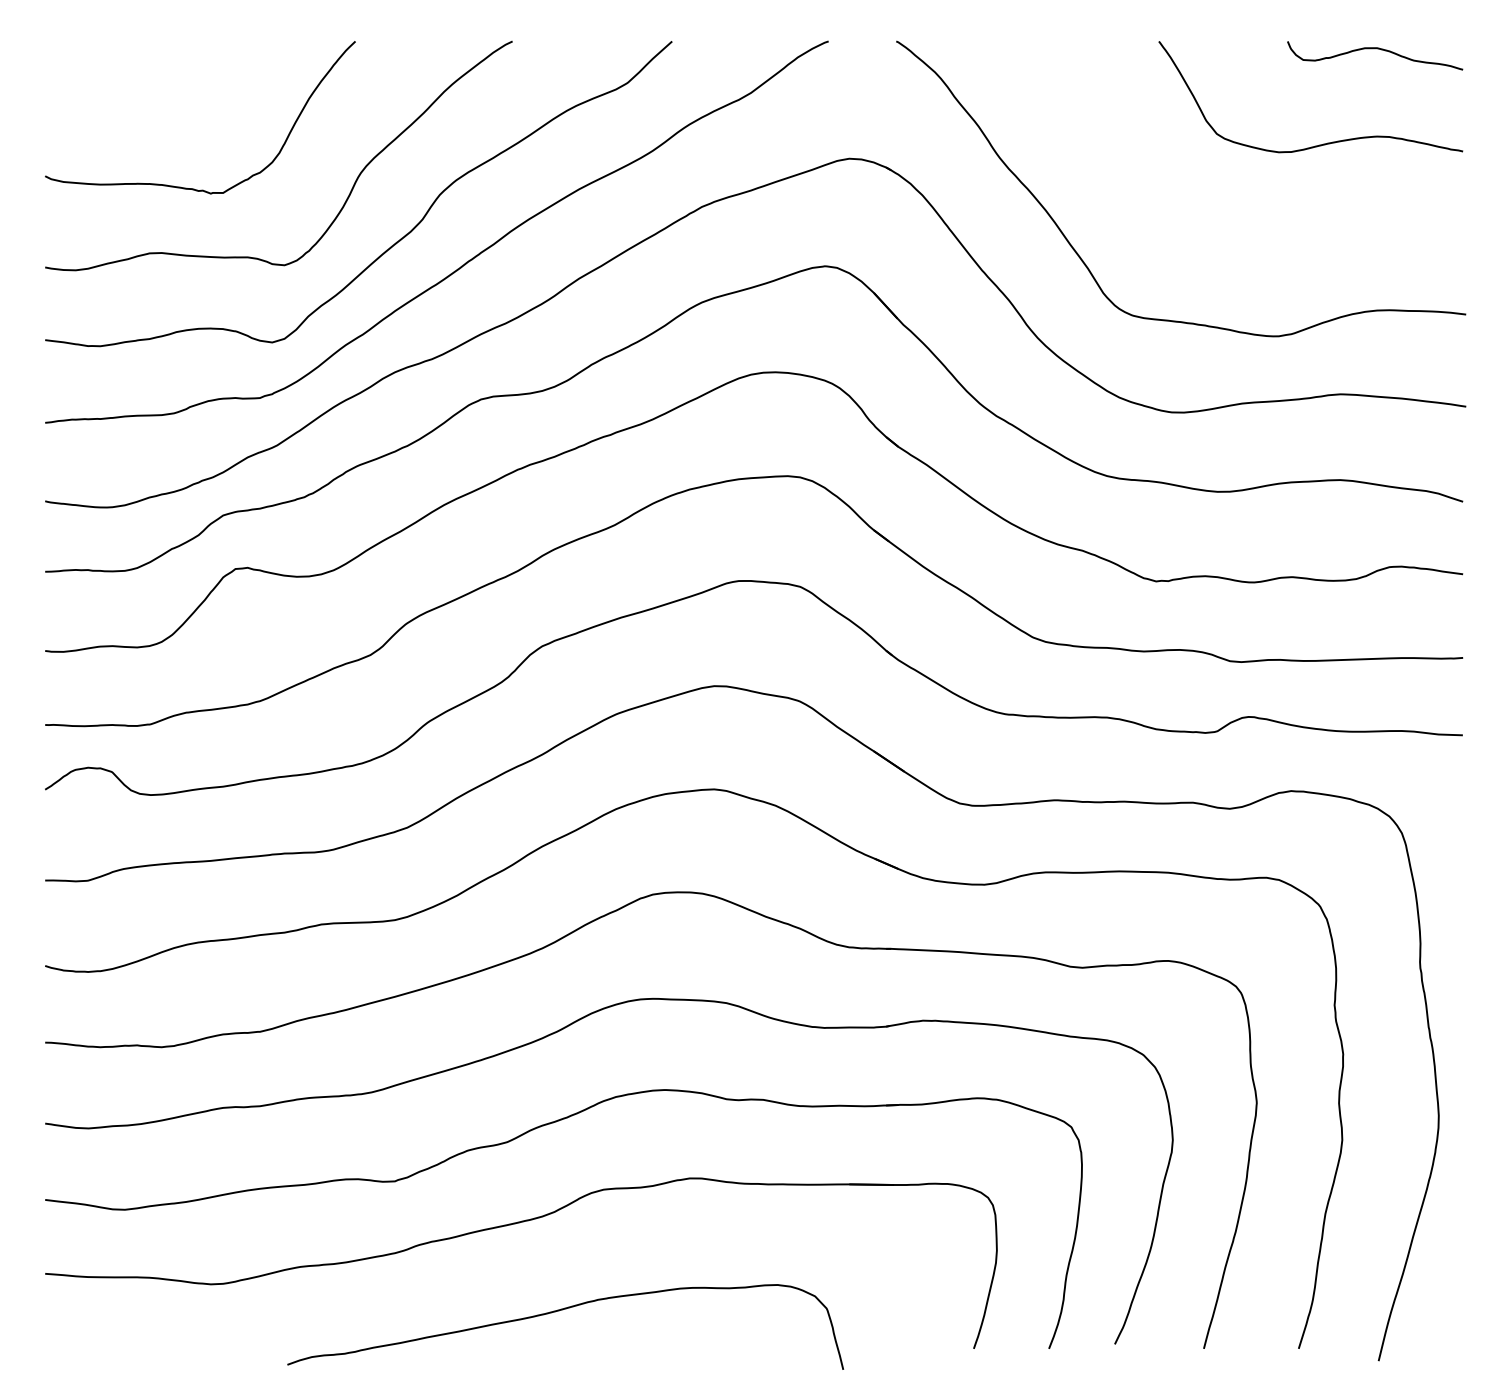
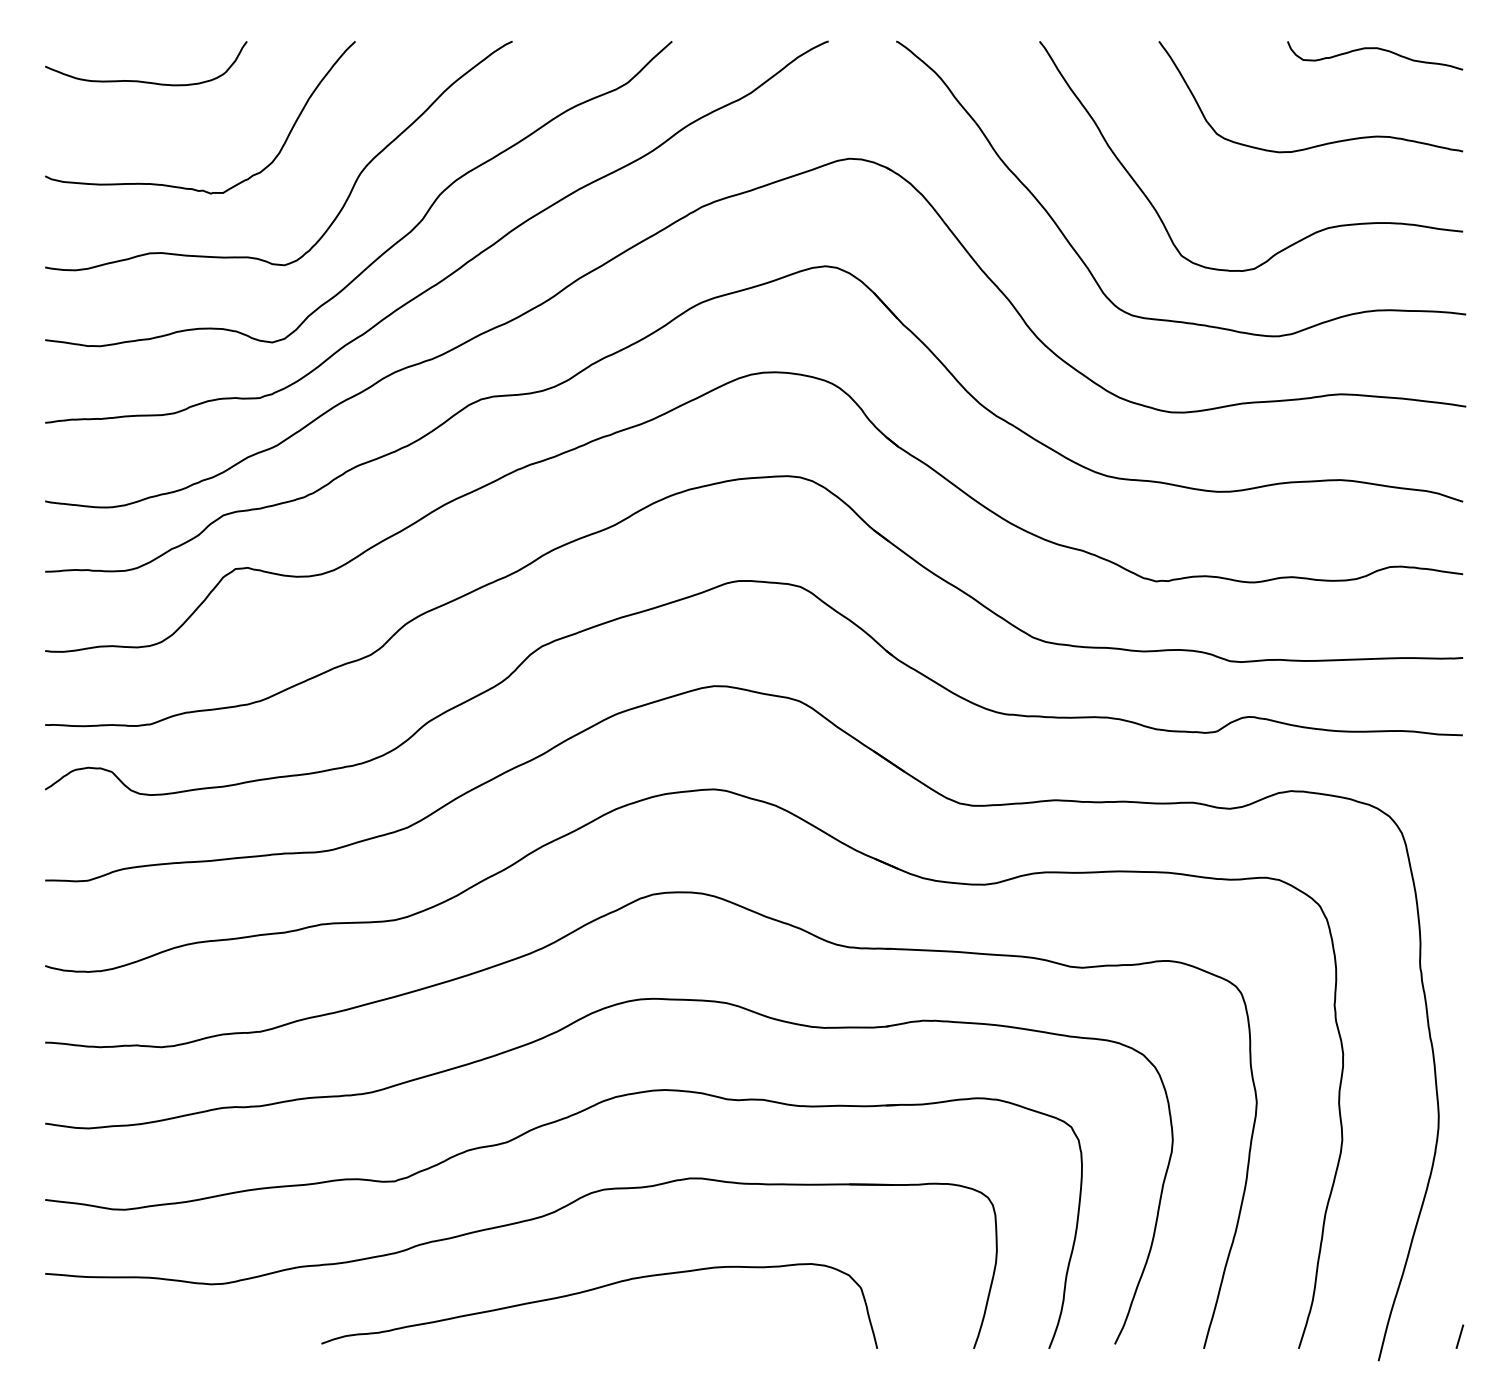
curve: none -> present (146, 81)
curve: none -> present (1294, 242)
curve position: (559, 1311) -> (593, 1290) (593, 1290)
line: none -> present (1459, 1336)
